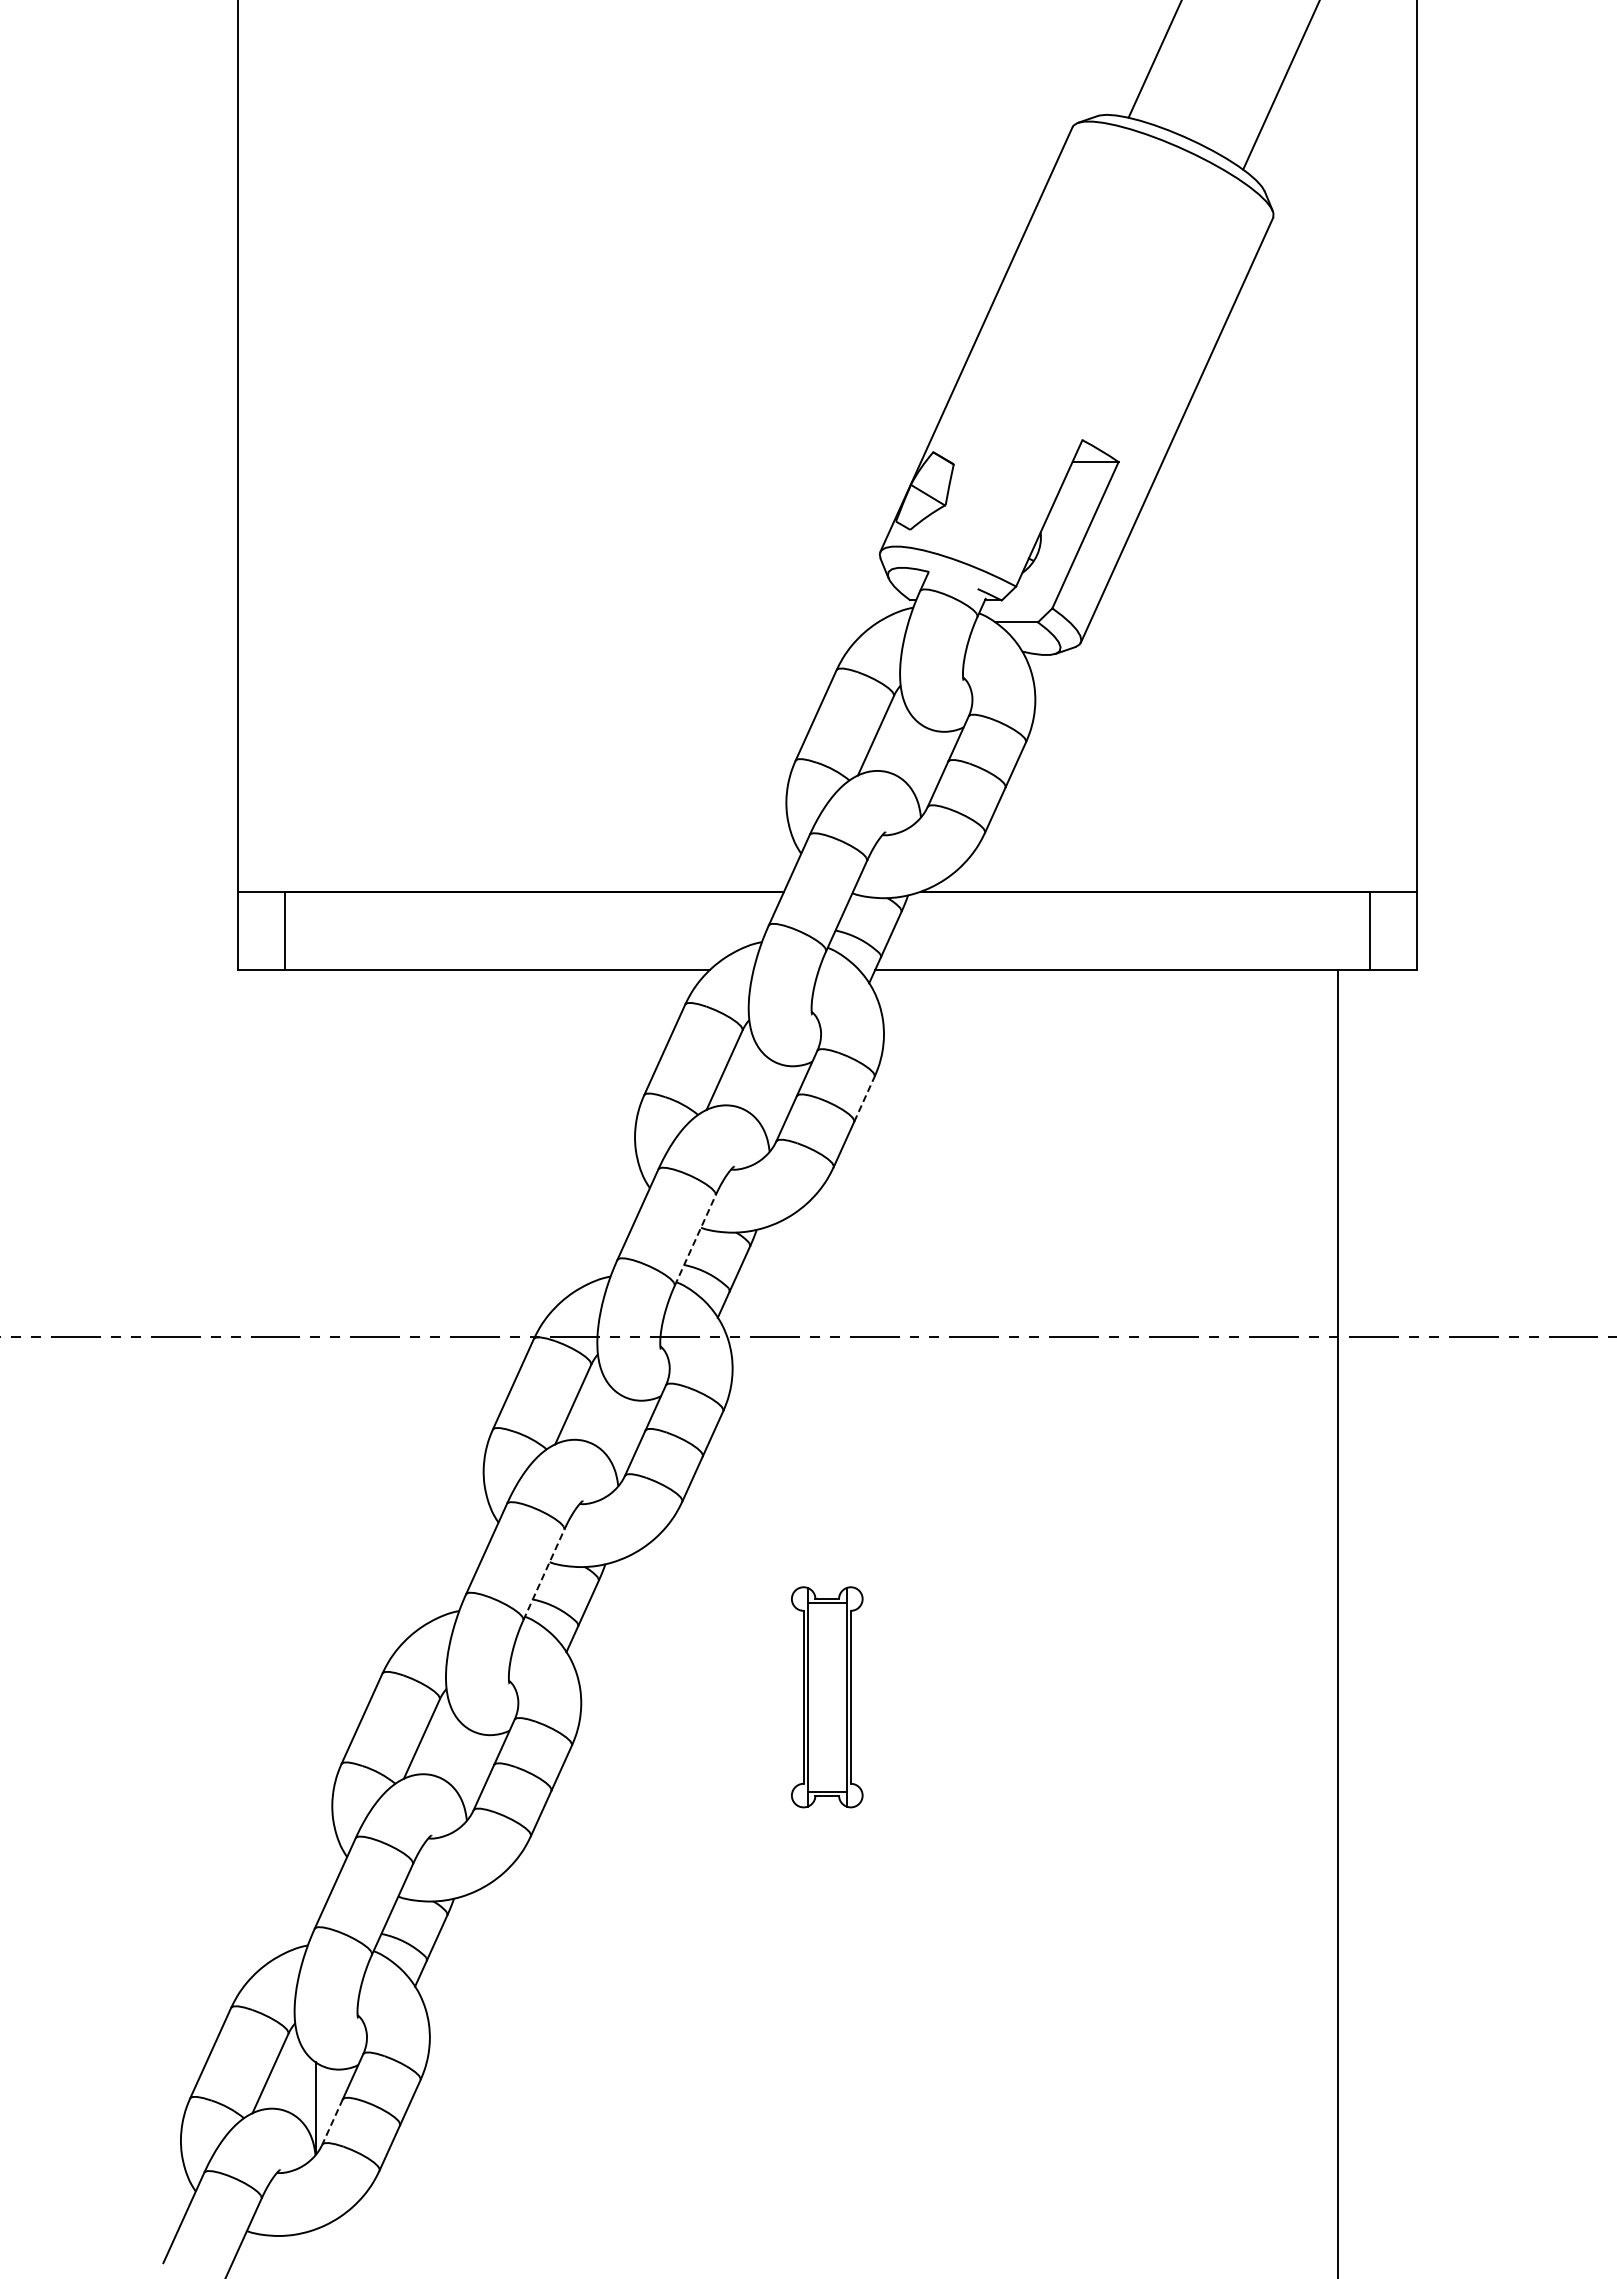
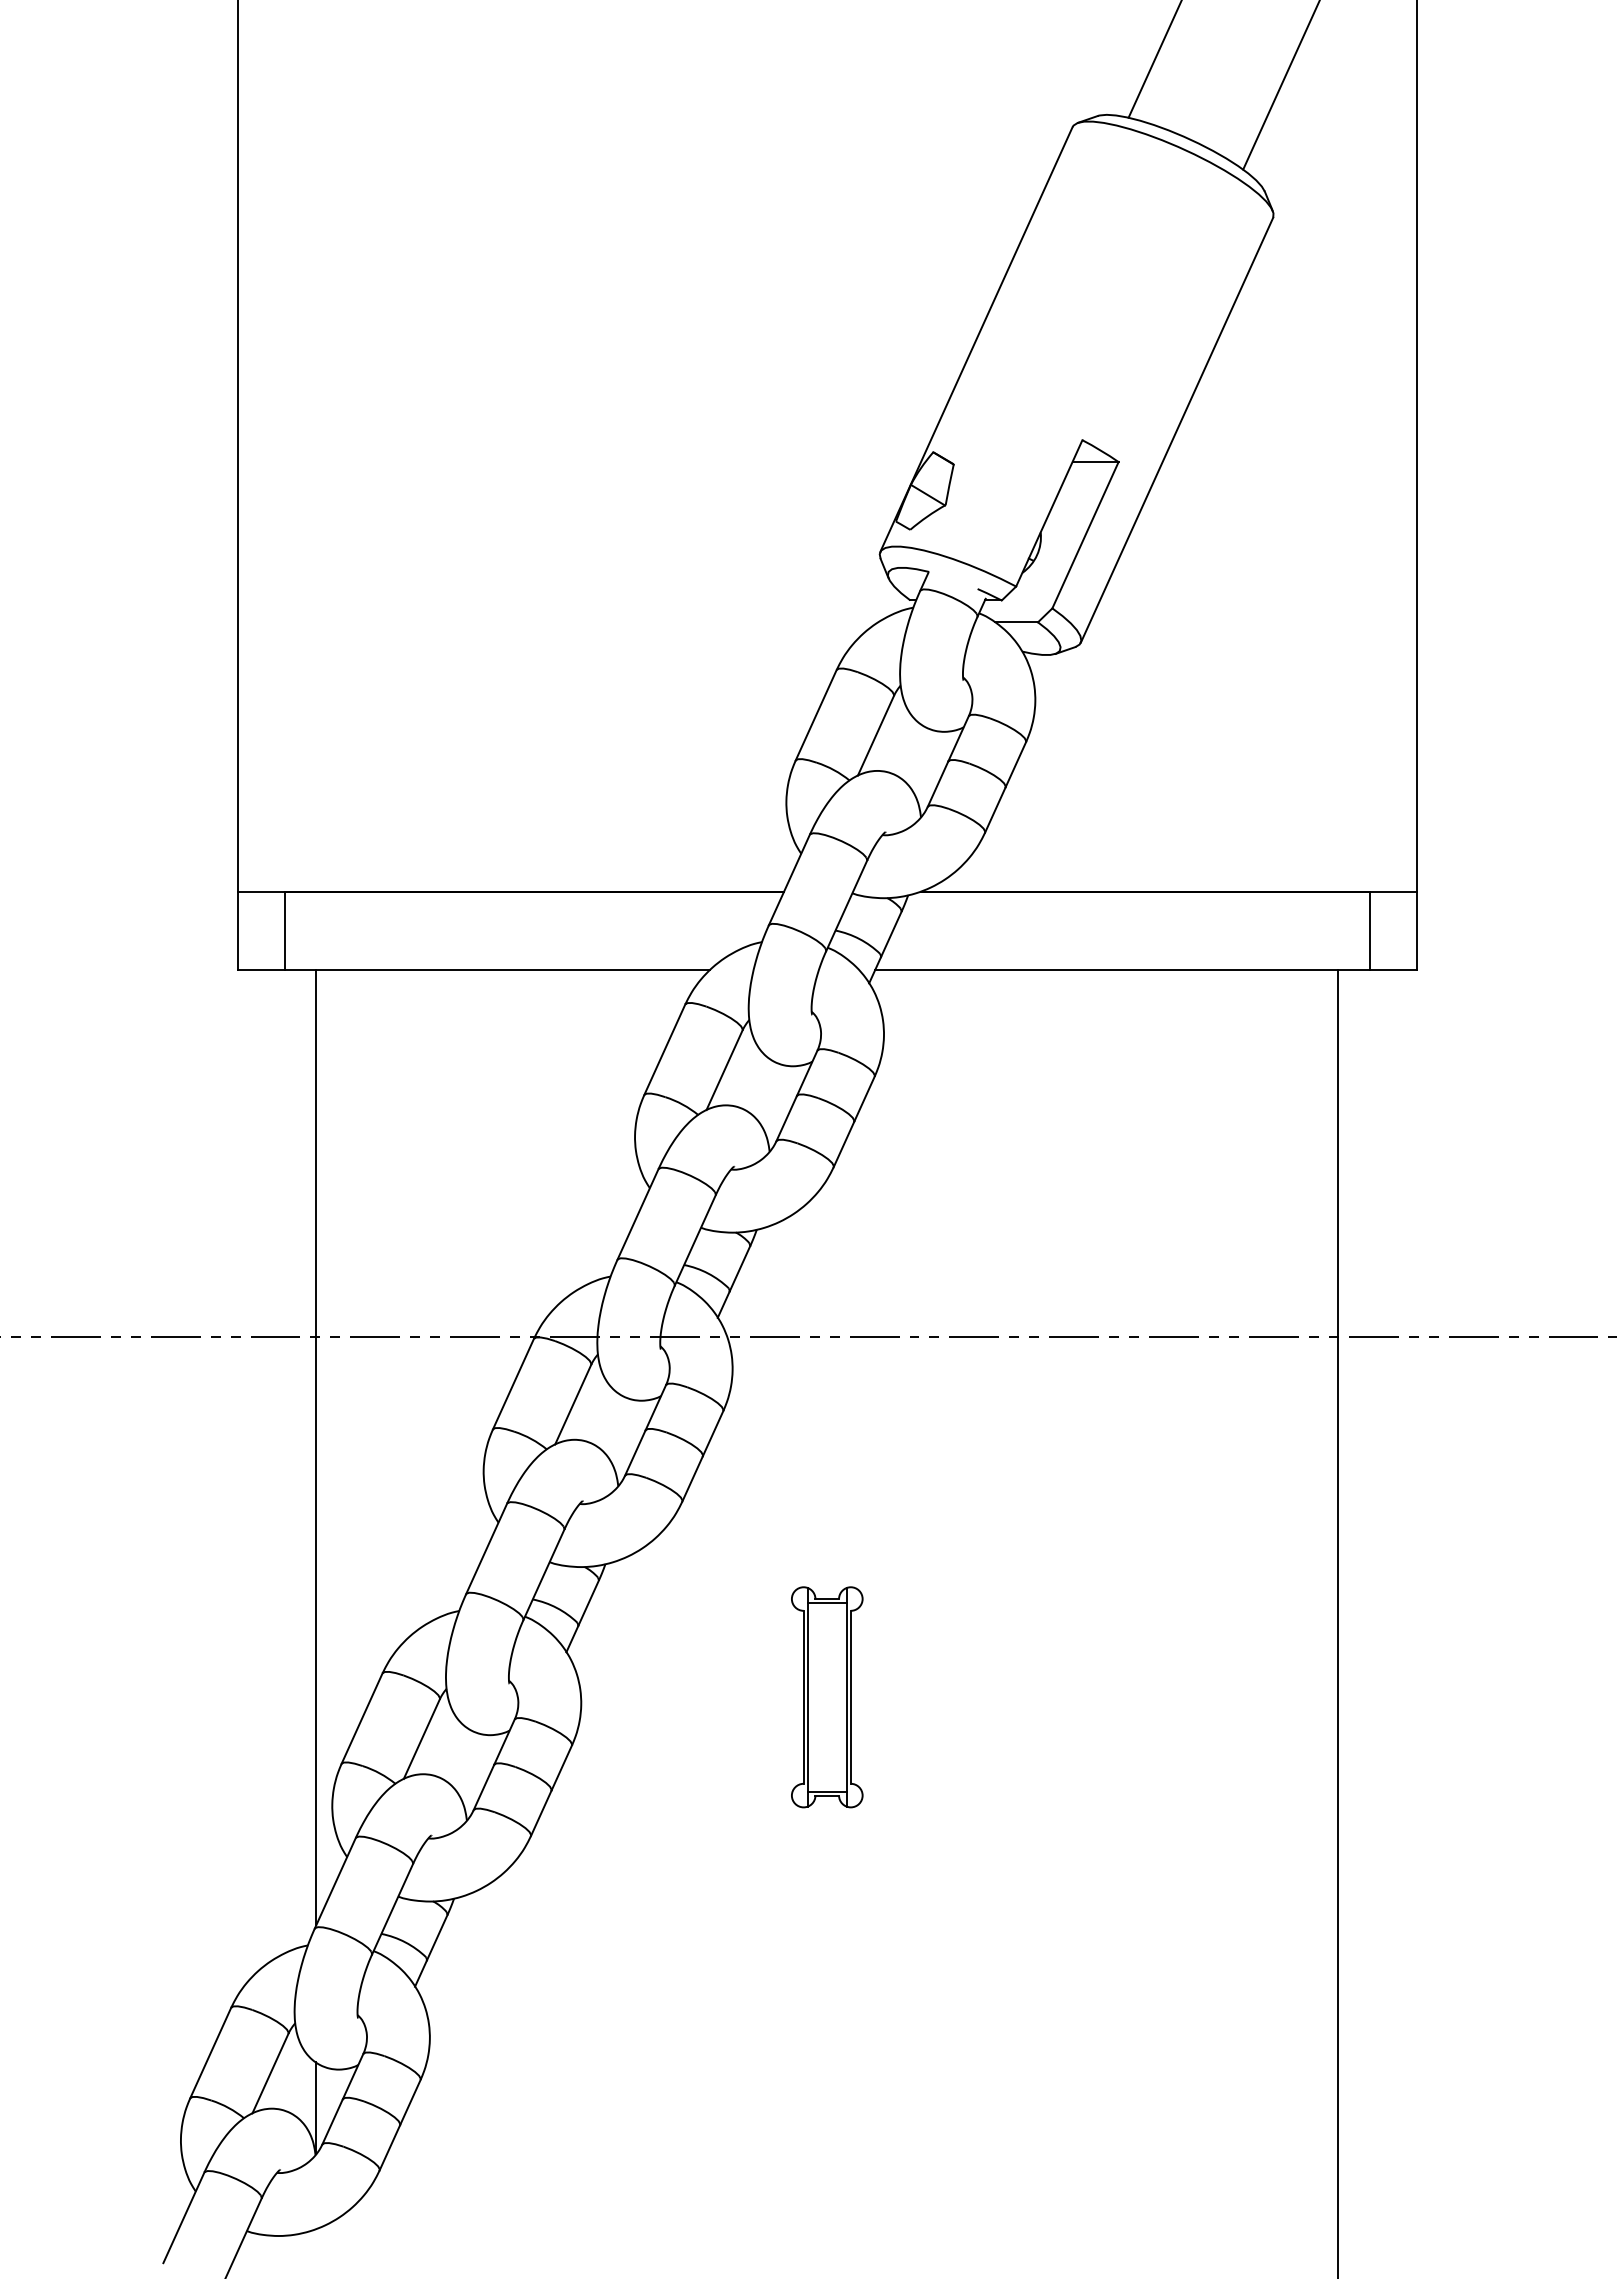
line: dashed -> solid (864, 1099)
line: dashed -> solid (695, 1240)
line: none -> present (316, 1447)
line: dashed -> solid (543, 1574)
line: dashed -> solid (332, 2121)
